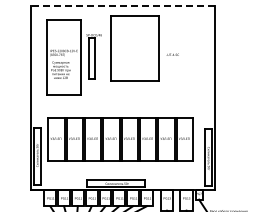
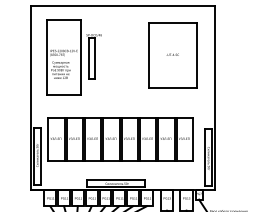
line: dashed -> solid (122, 5)
part position: (134, 48) -> (172, 55) (172, 55)
